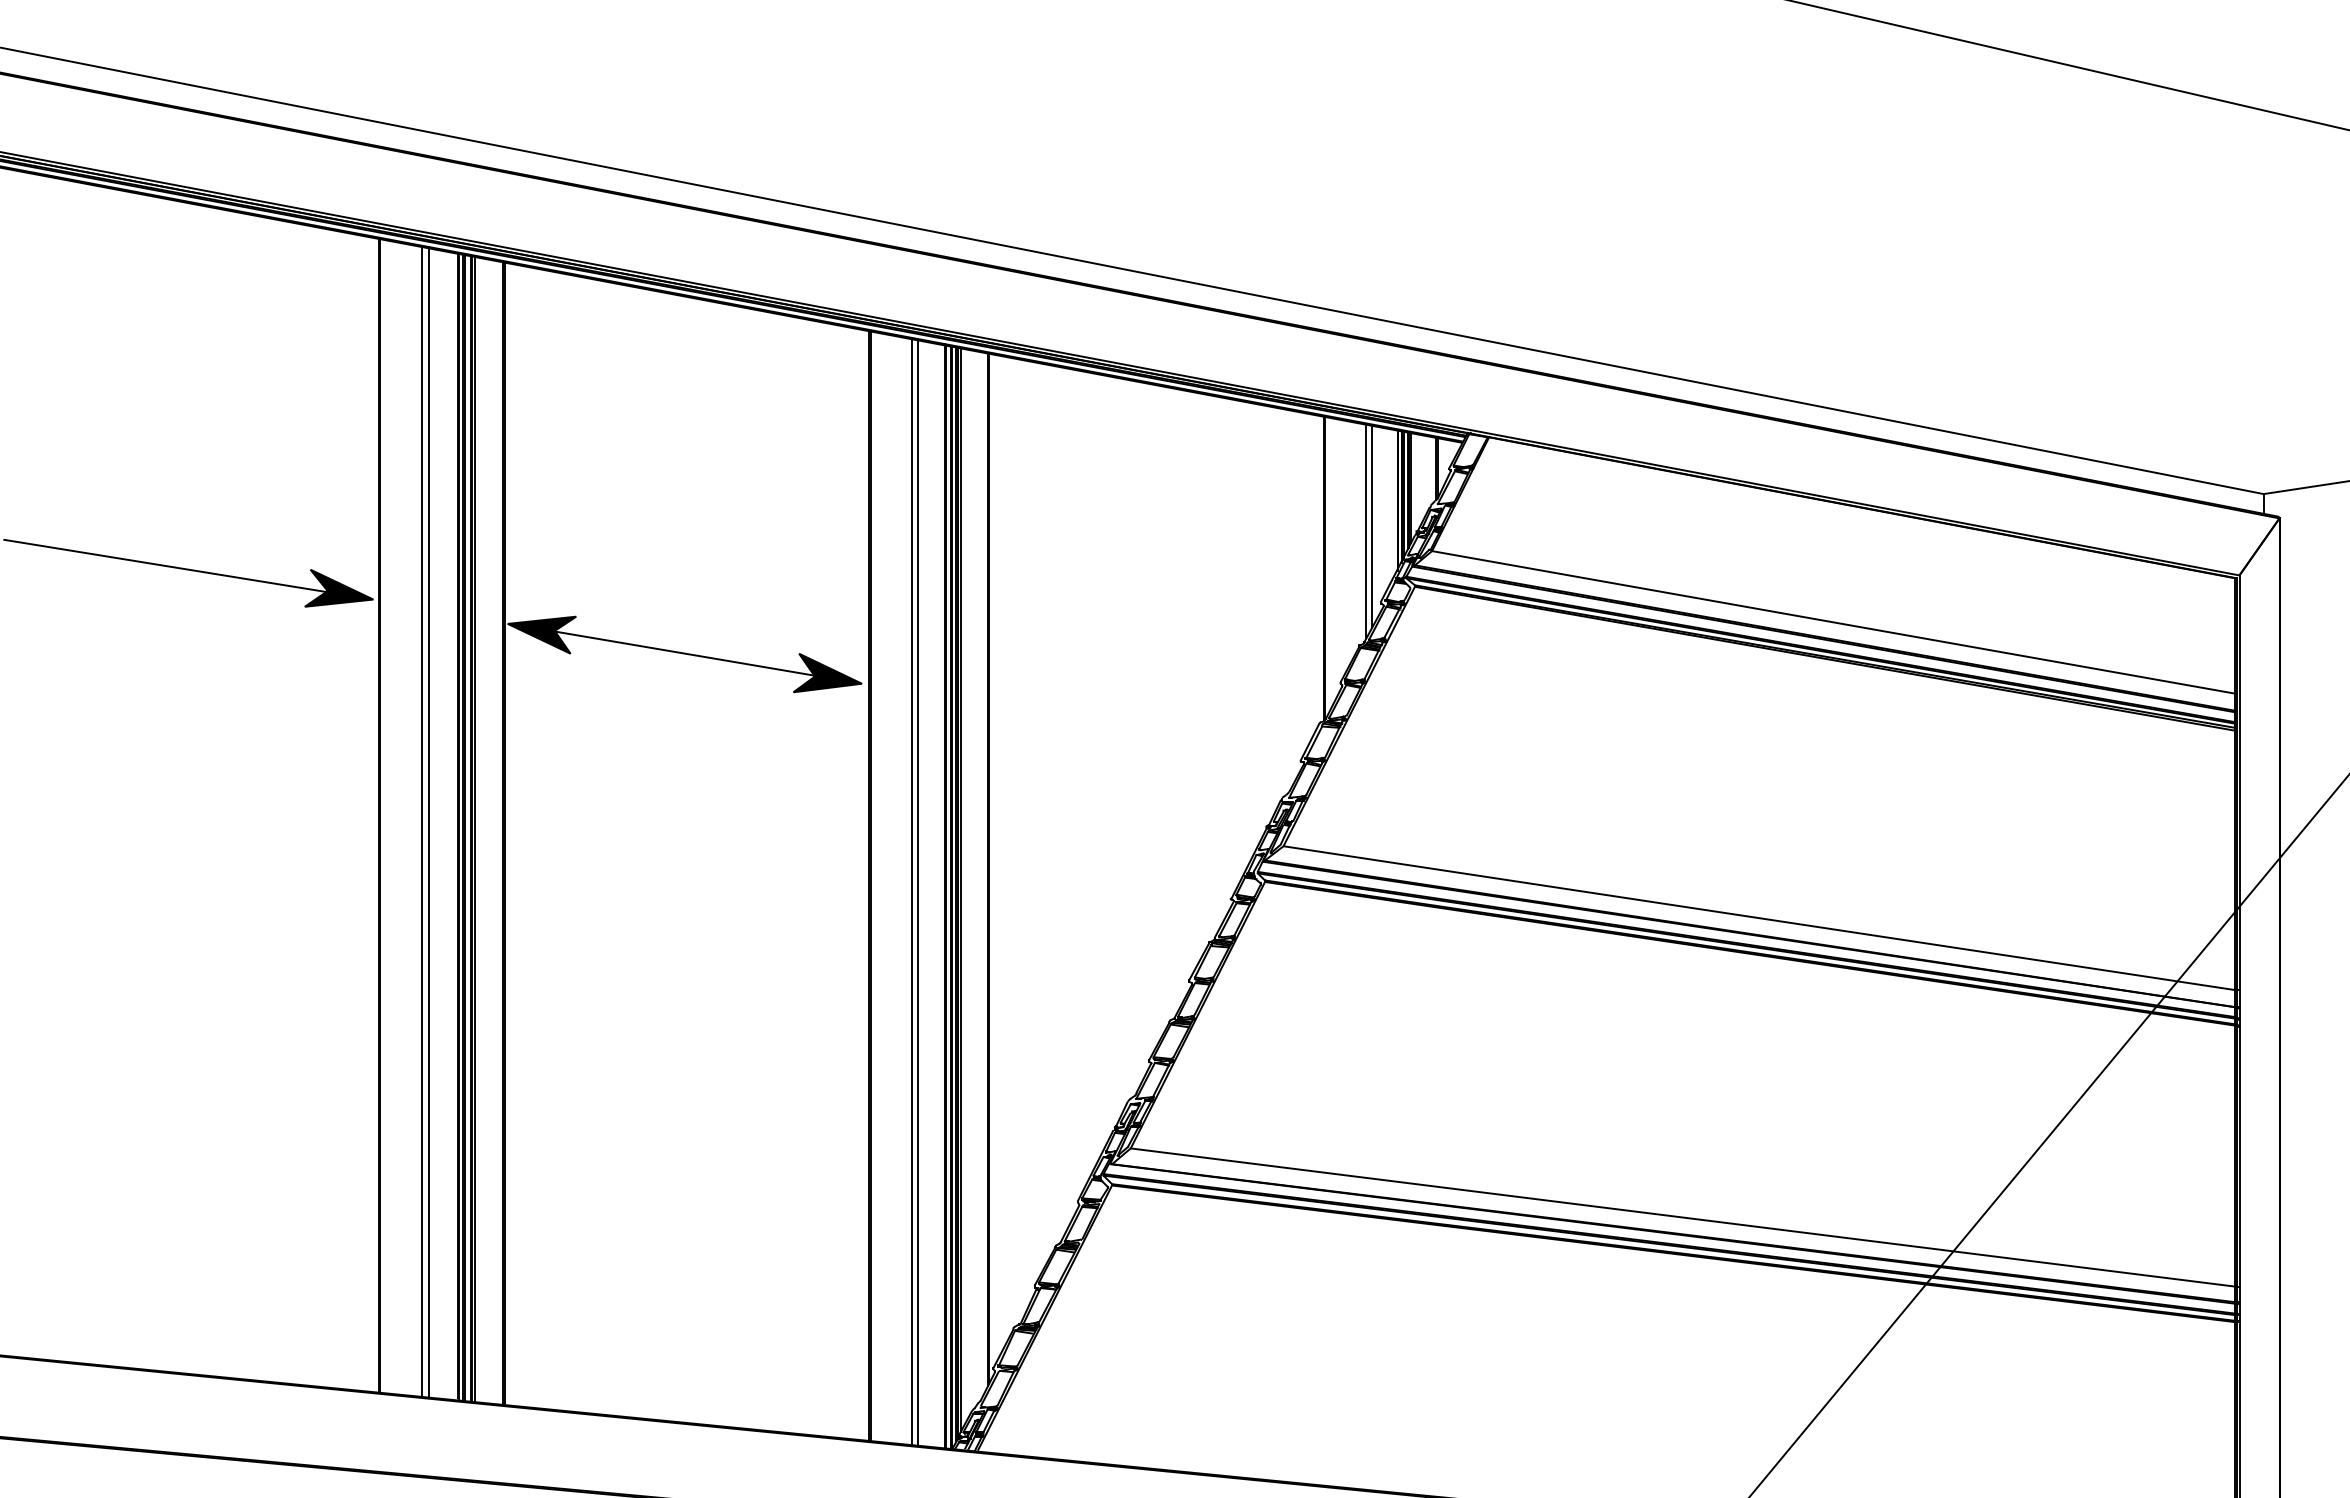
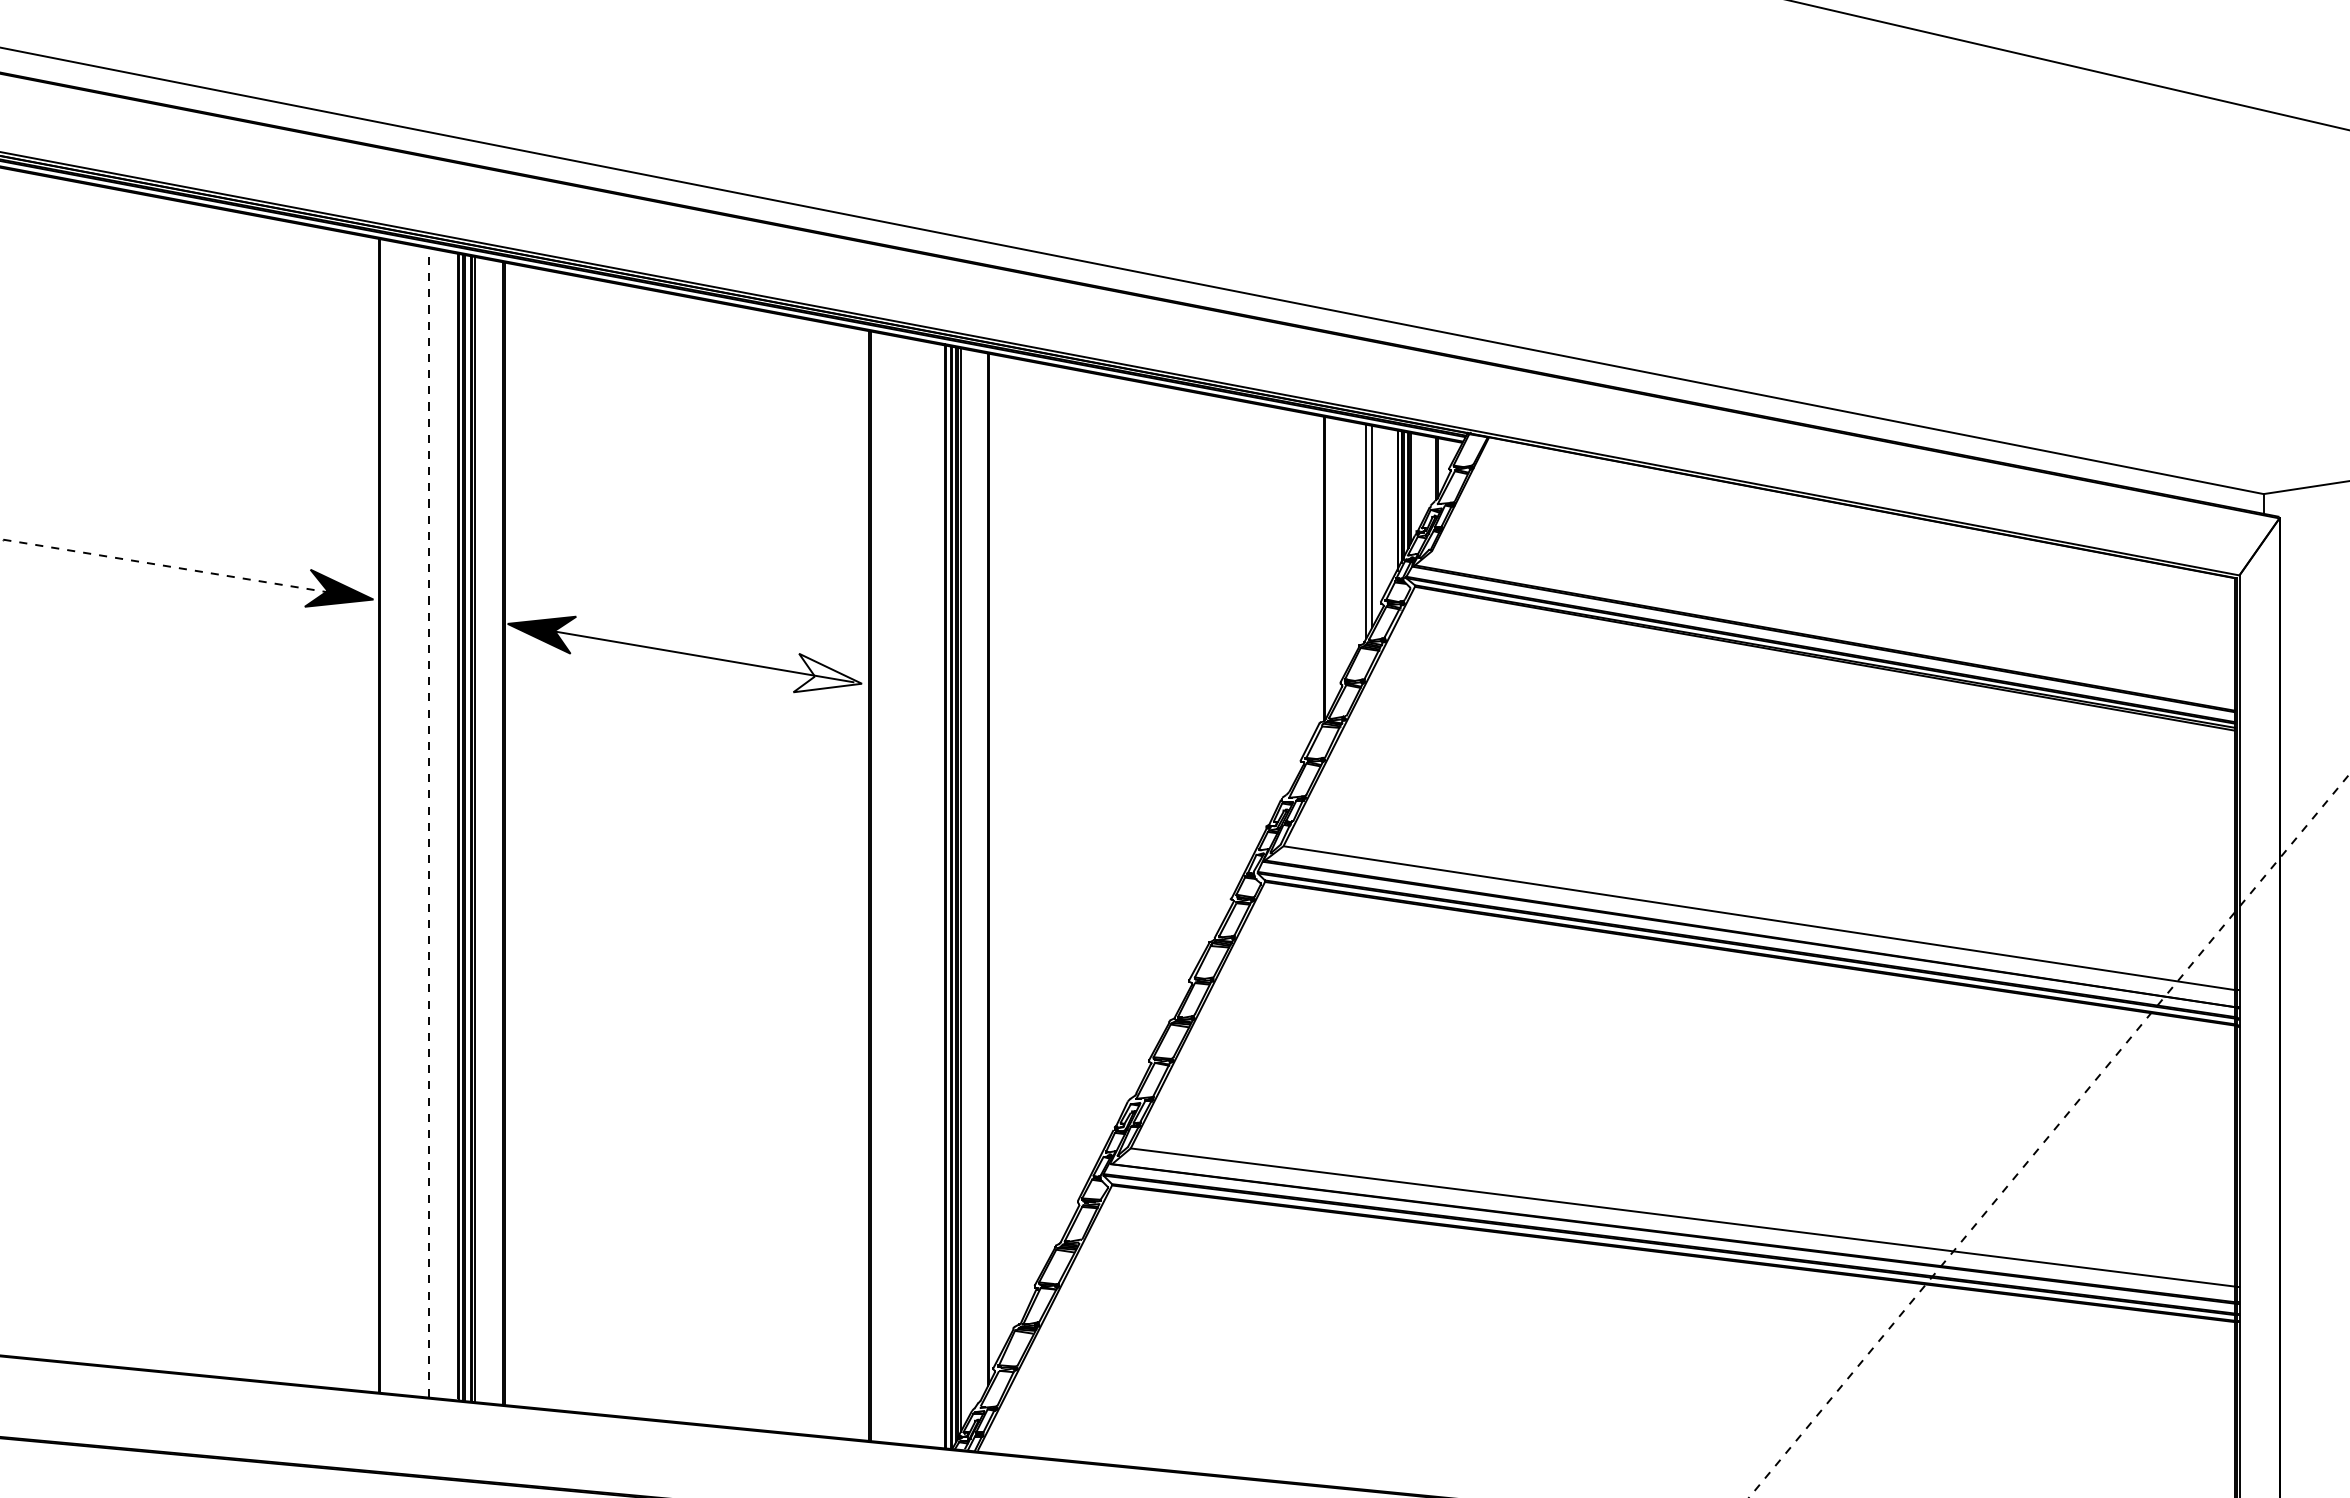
line: solid -> dashed (183, 568)
line: present -> none (1833, 622)
fill: present -> none (827, 672)
line: present -> none (422, 821)
line: solid -> dashed (429, 822)
line: present -> none (912, 891)
line: present -> none (917, 892)
line: solid -> dashed (2048, 1136)
